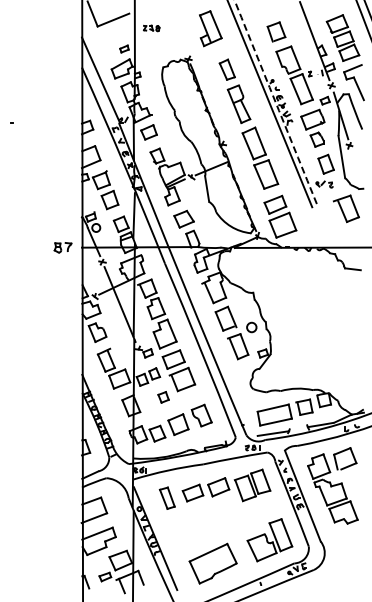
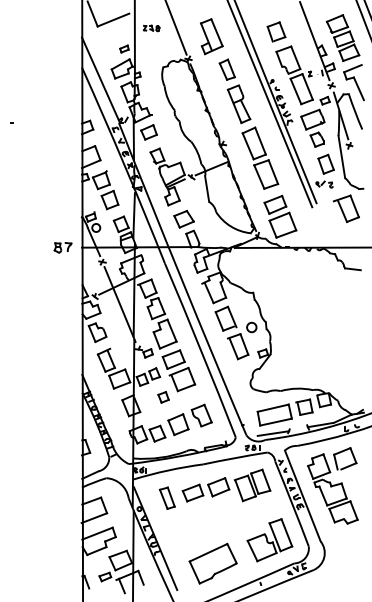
line: none -> present (176, 28)
part position: (210, 28) -> (211, 36) (211, 36)
arc: dashed -> solid (275, 102)
